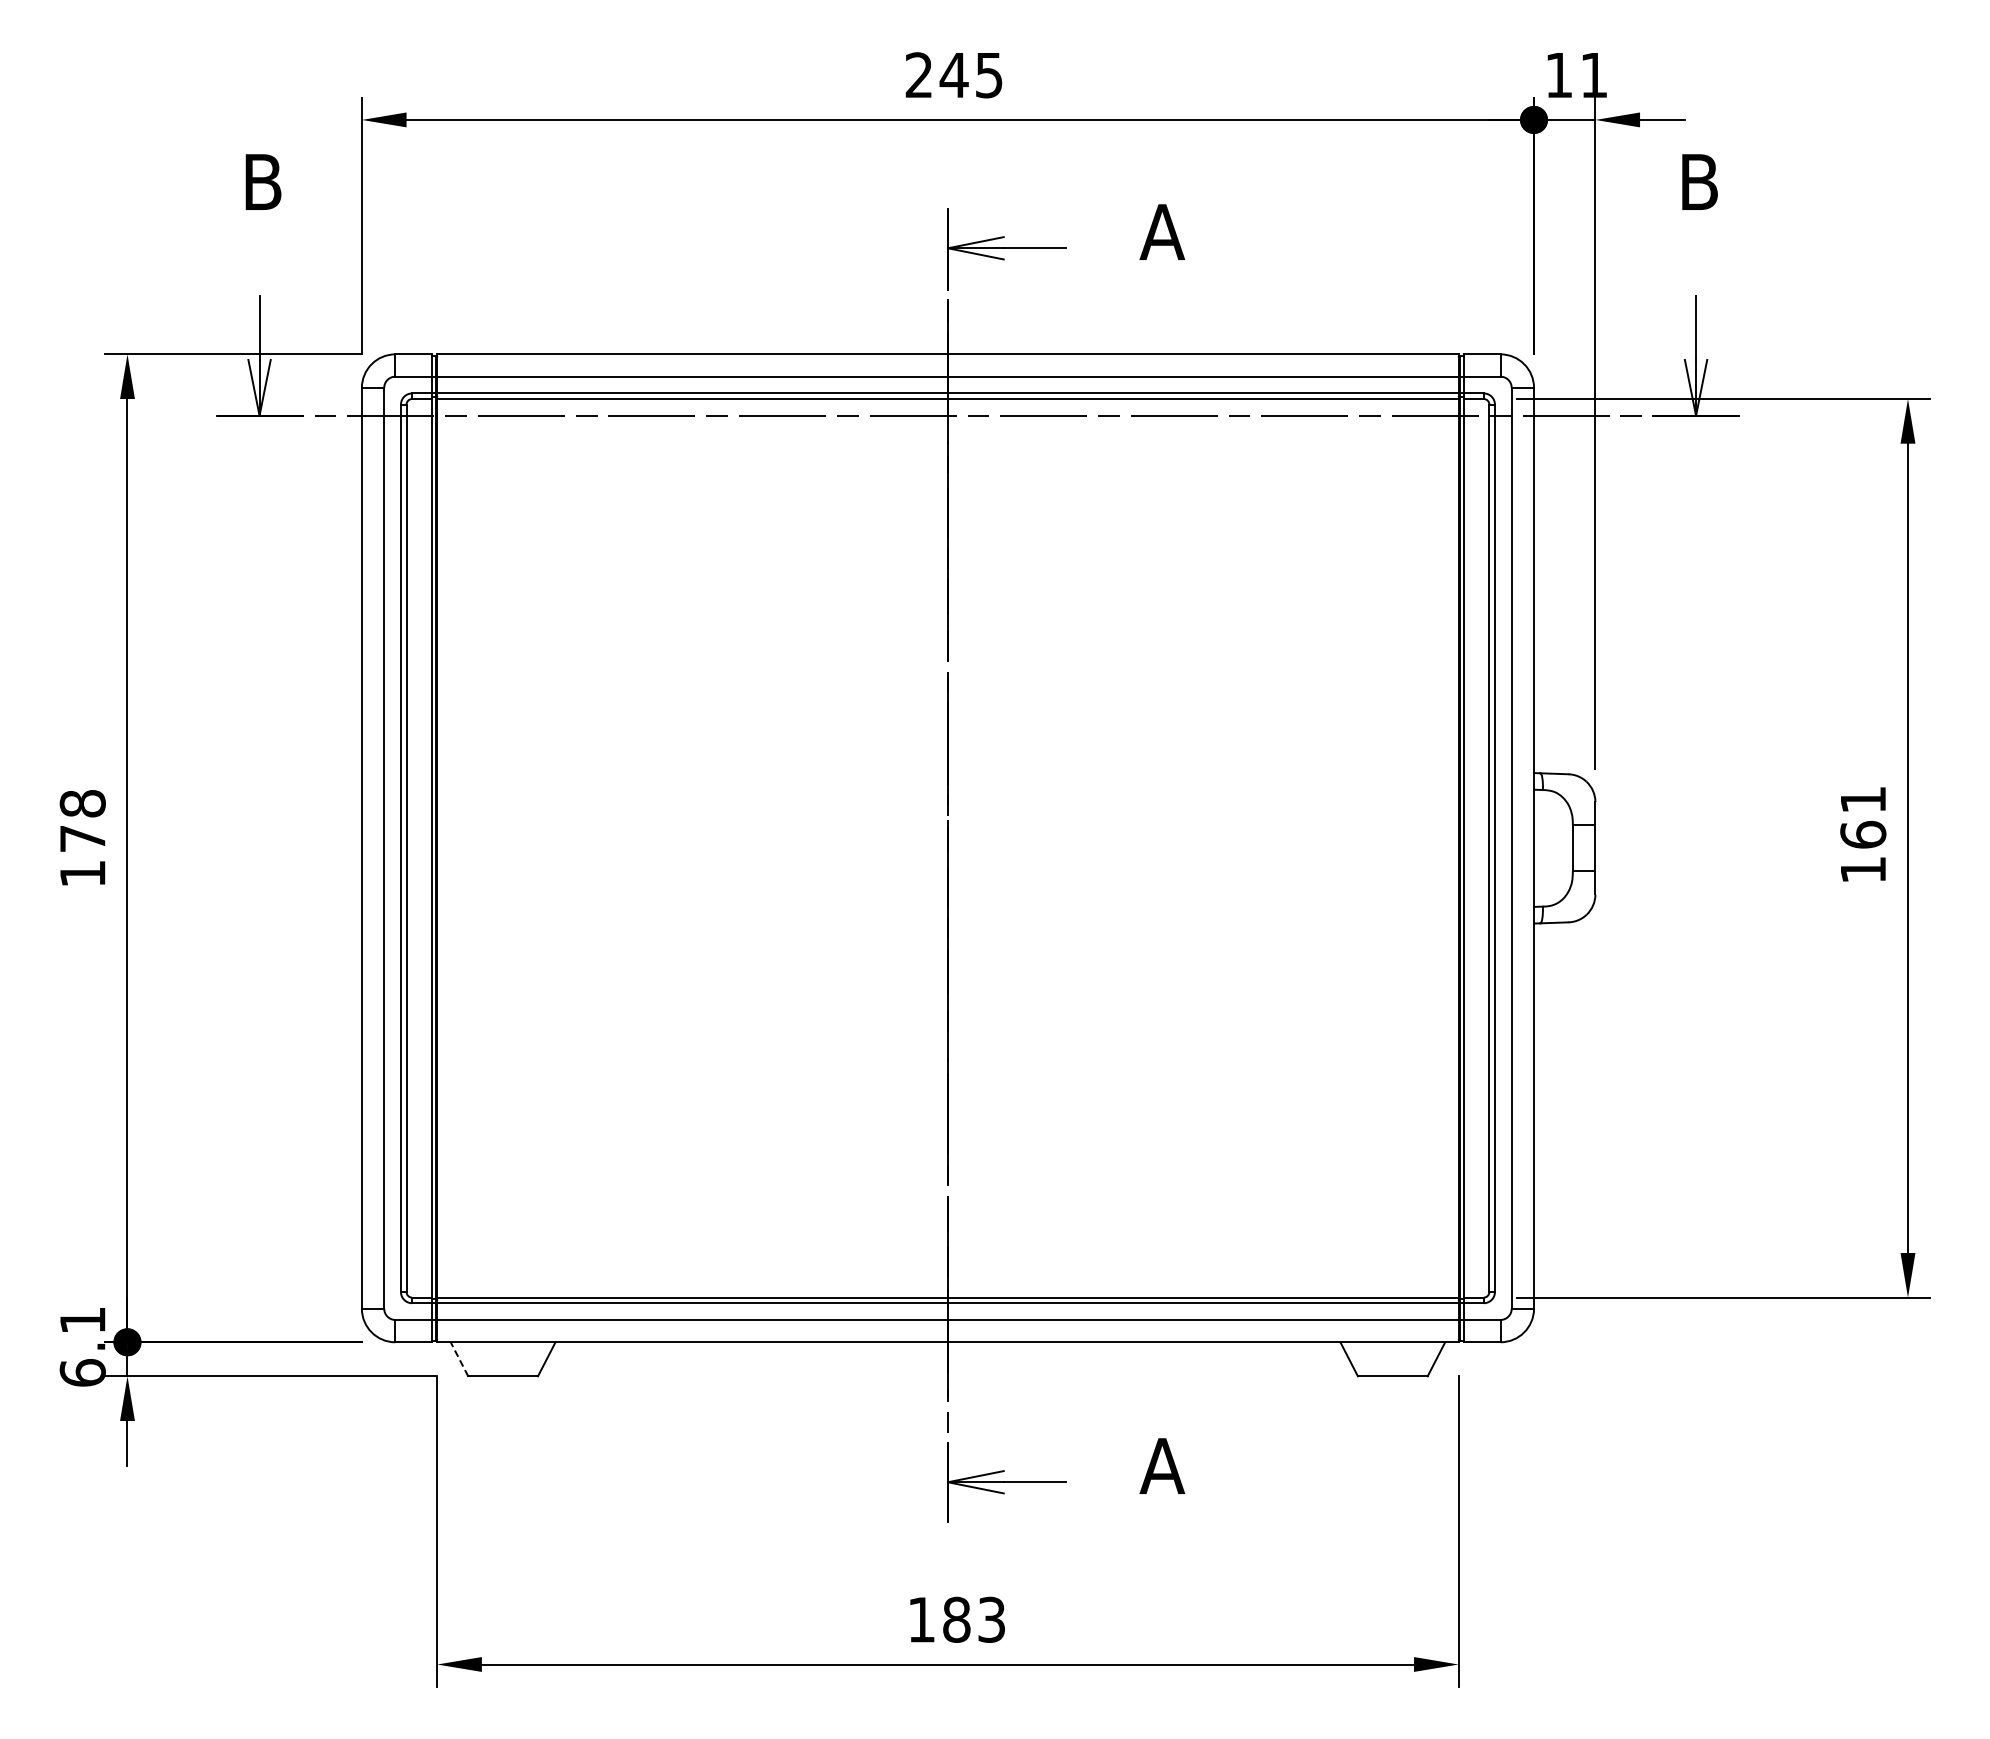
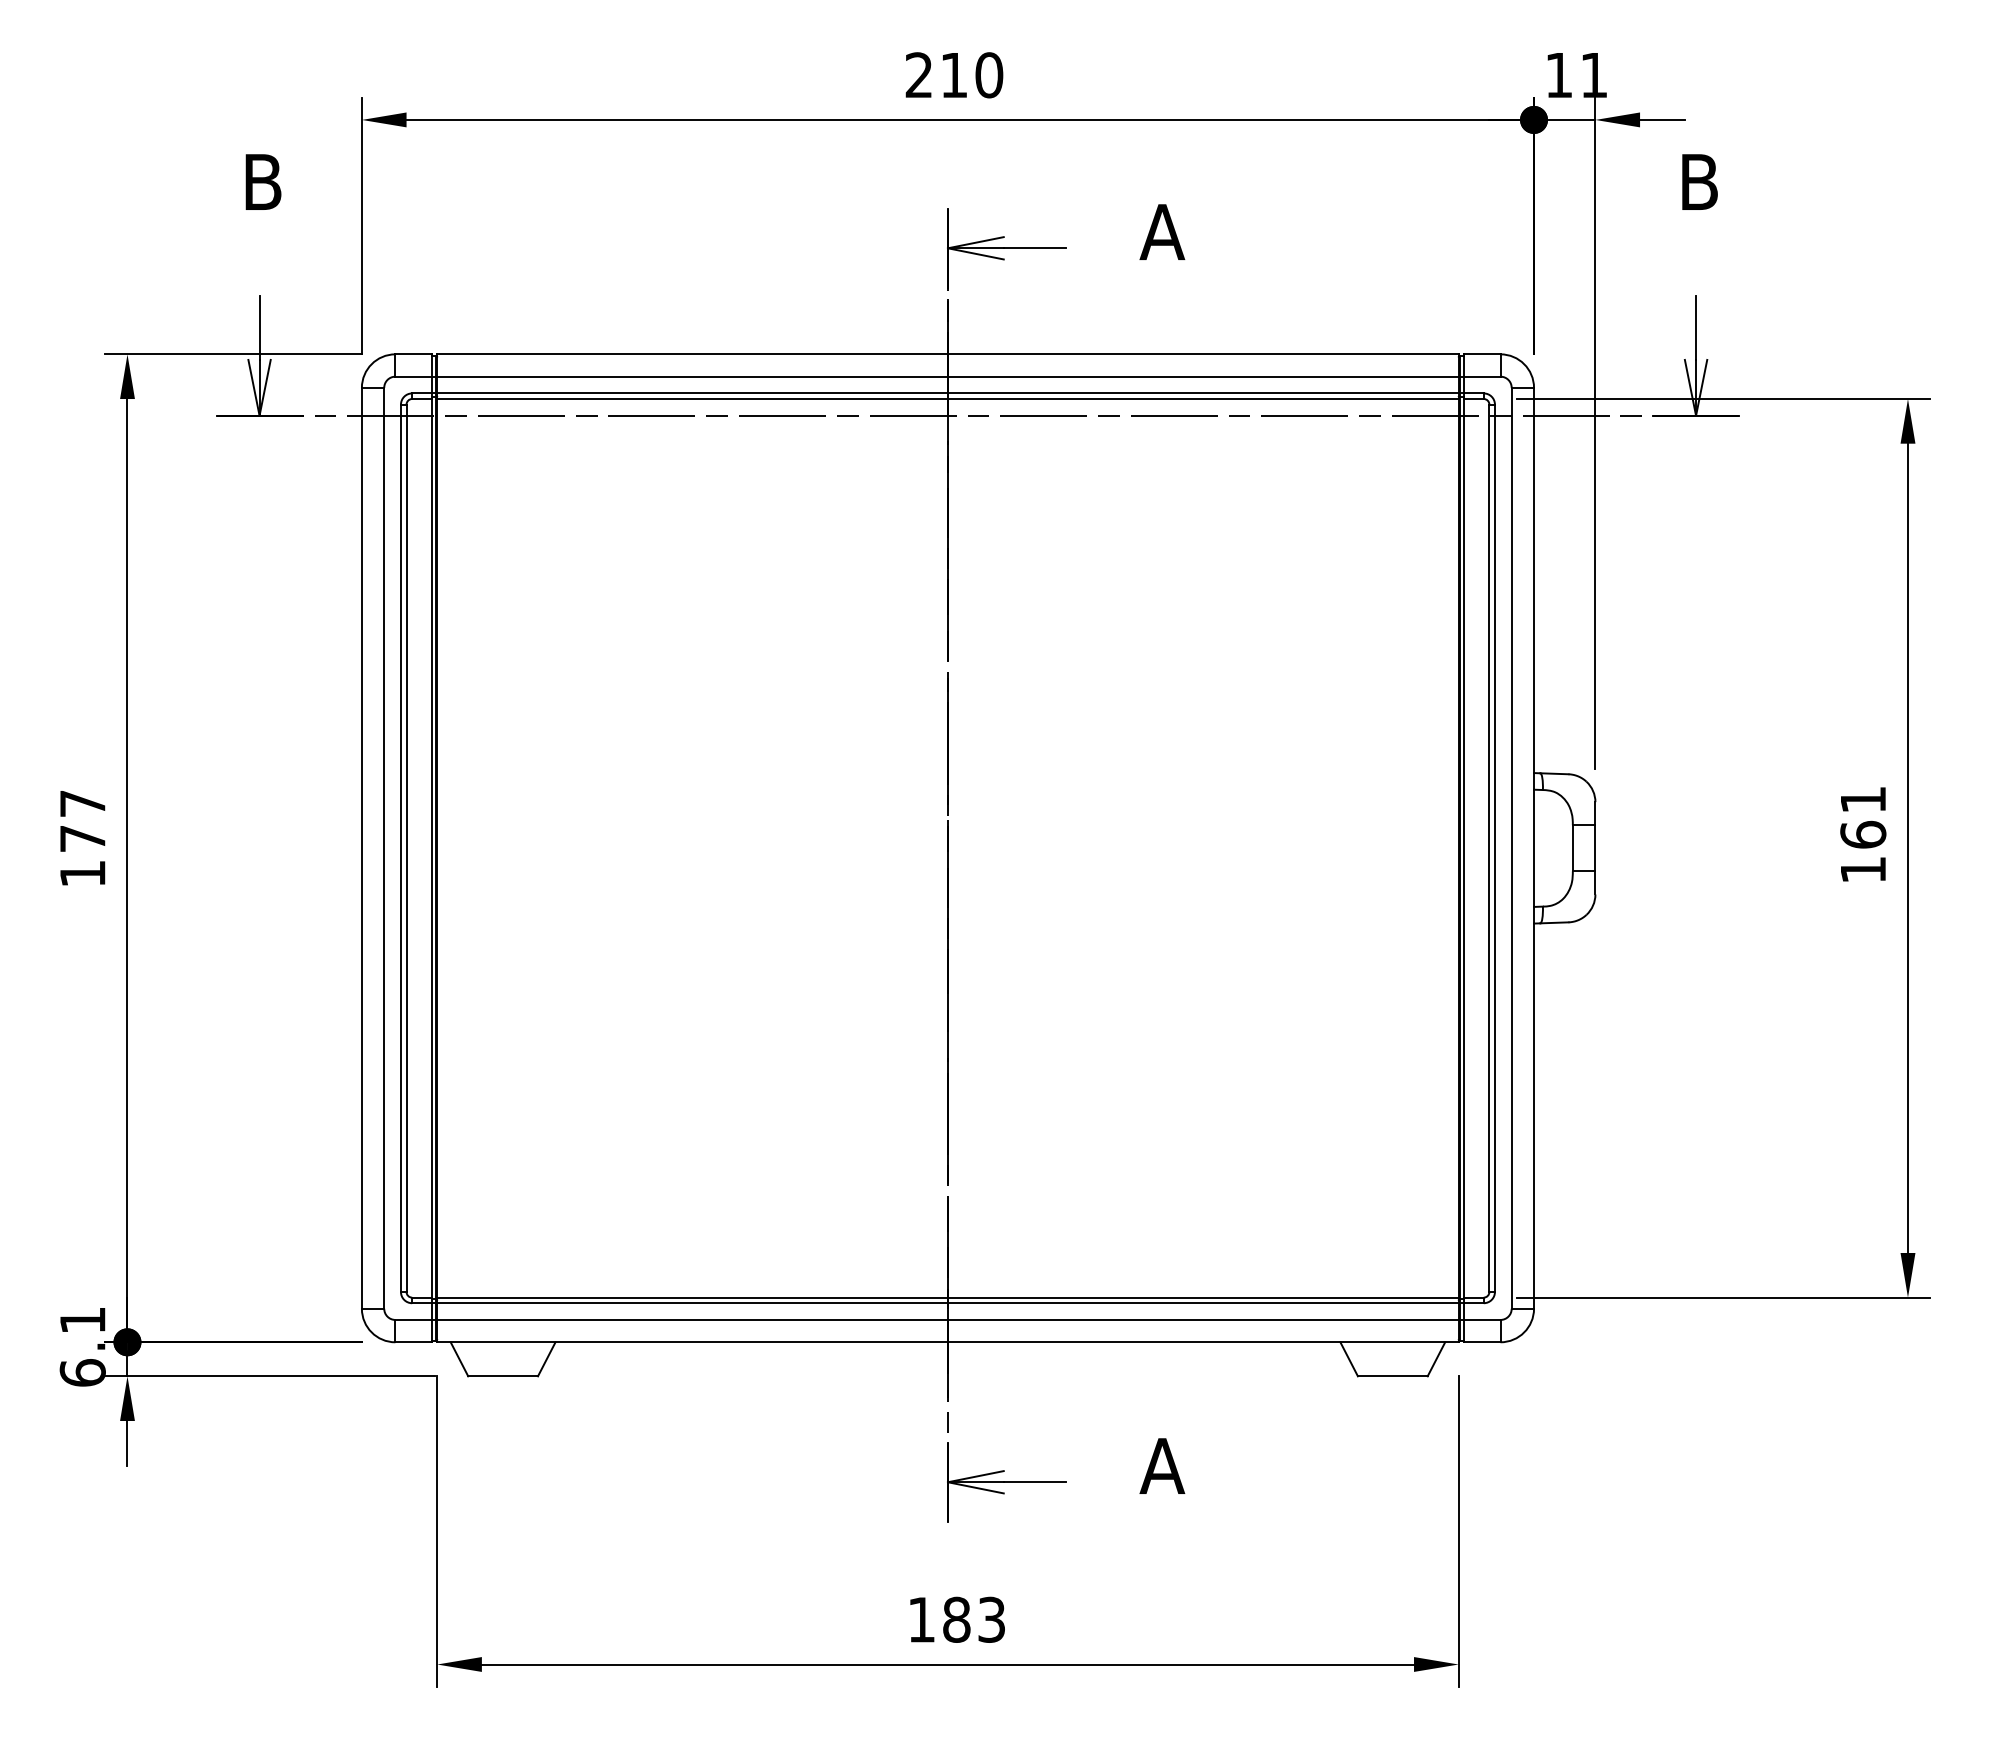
text: 245 -> 210 (971, 75)
text: 178 -> 177 (82, 803)
line: dashed -> solid (459, 1358)
